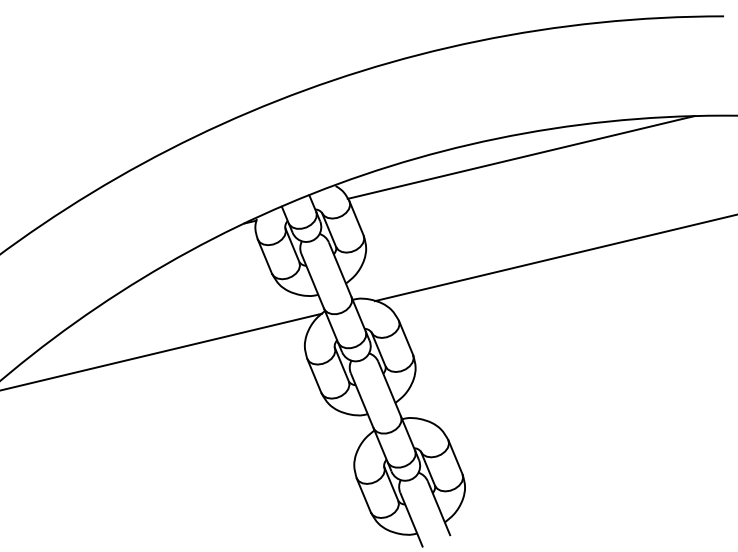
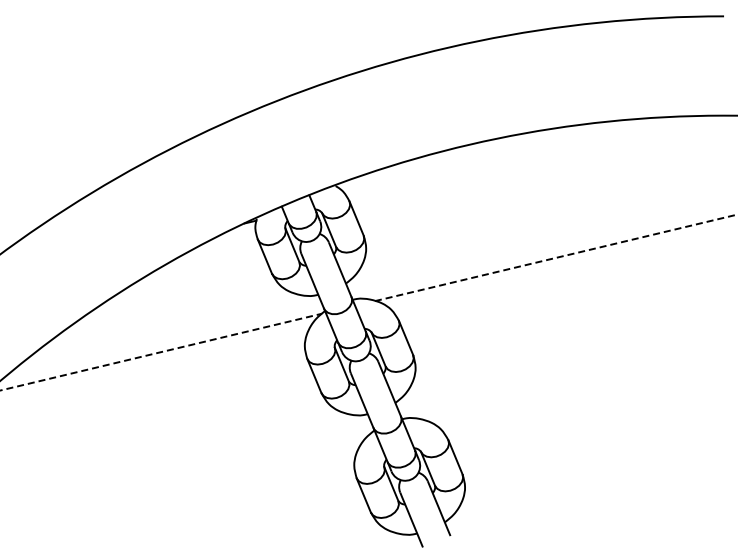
line: present -> none (520, 157)
line: solid -> dashed (556, 257)
line: solid -> dashed (161, 351)
